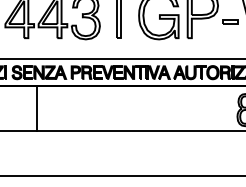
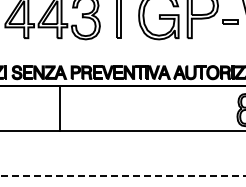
line: present -> none (122, 59)
line position: (37, 107) -> (60, 107) (60, 107)
line: solid -> dashed (123, 175)
